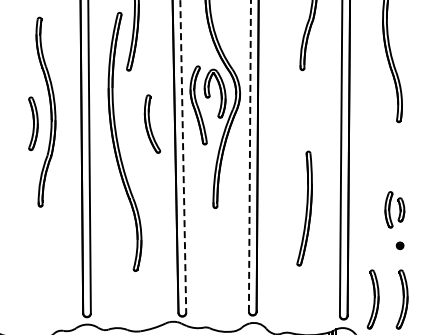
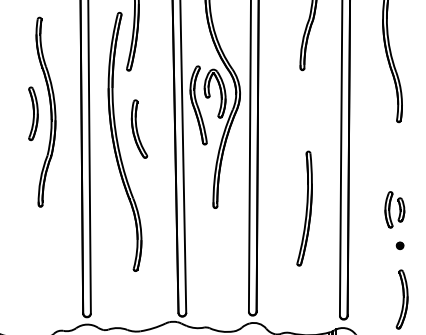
part position: (33, 123) -> (33, 113) (33, 113)
part position: (152, 123) -> (139, 128) (139, 128)
line: dashed -> solid (249, 156)
line: dashed -> solid (183, 157)
part: present -> none (372, 299)
